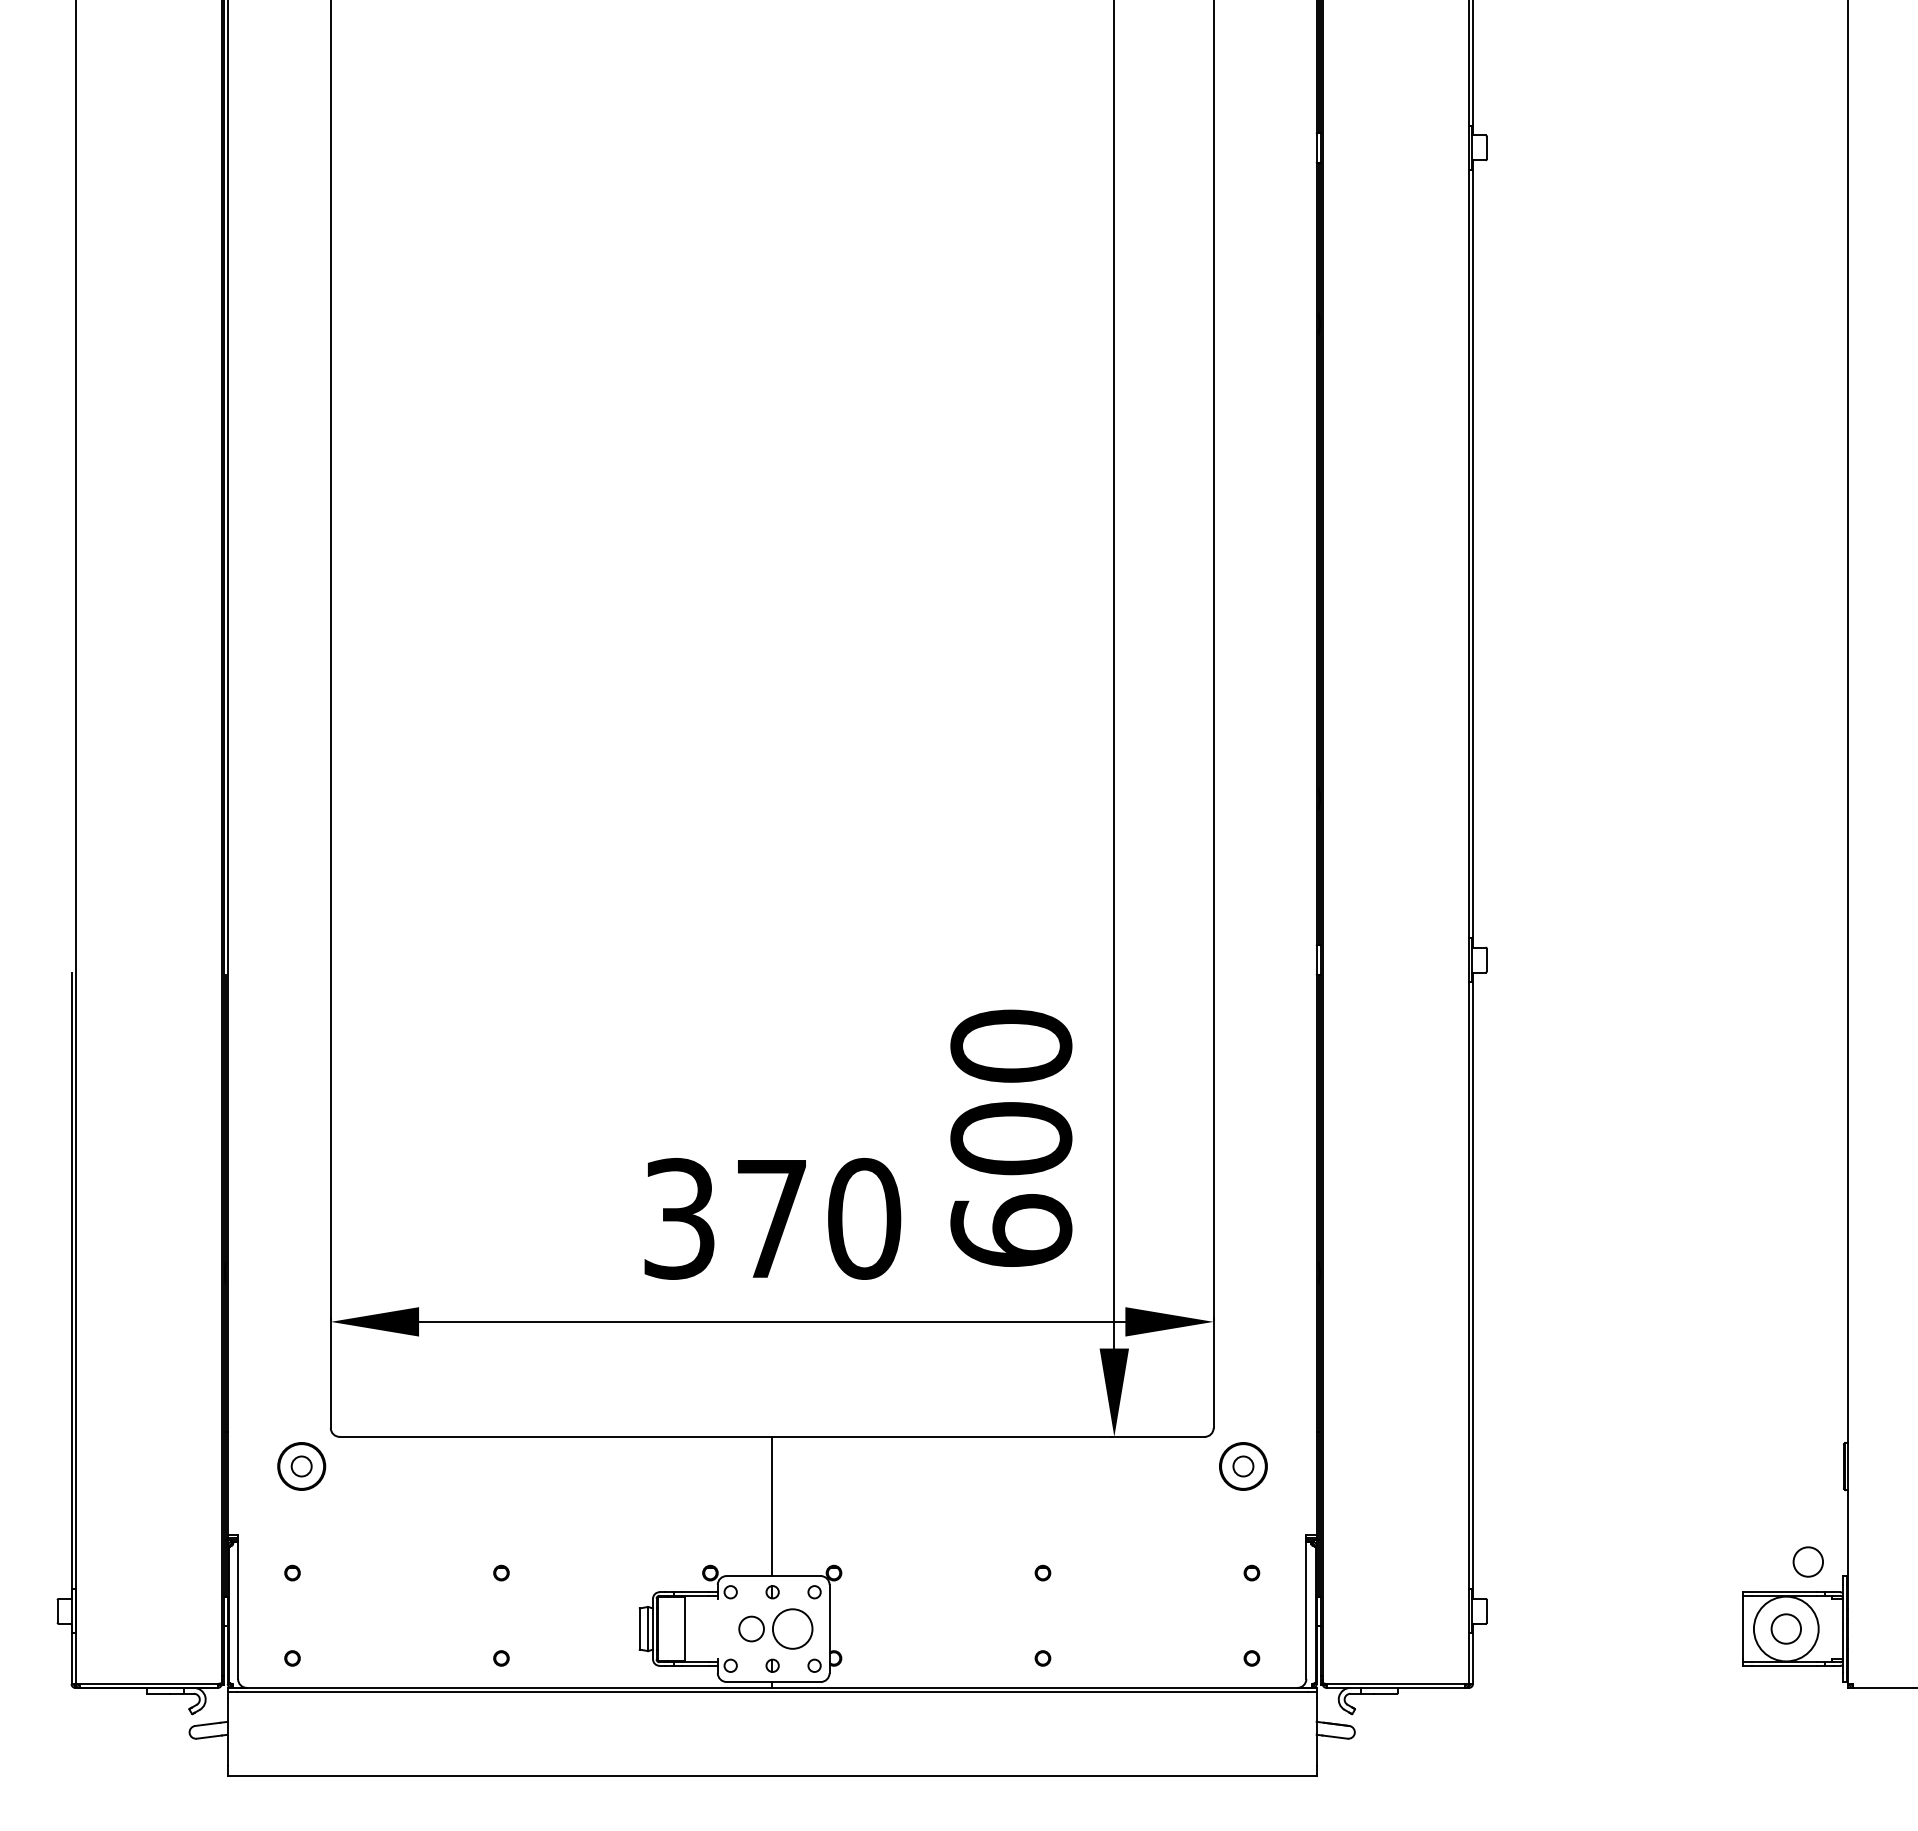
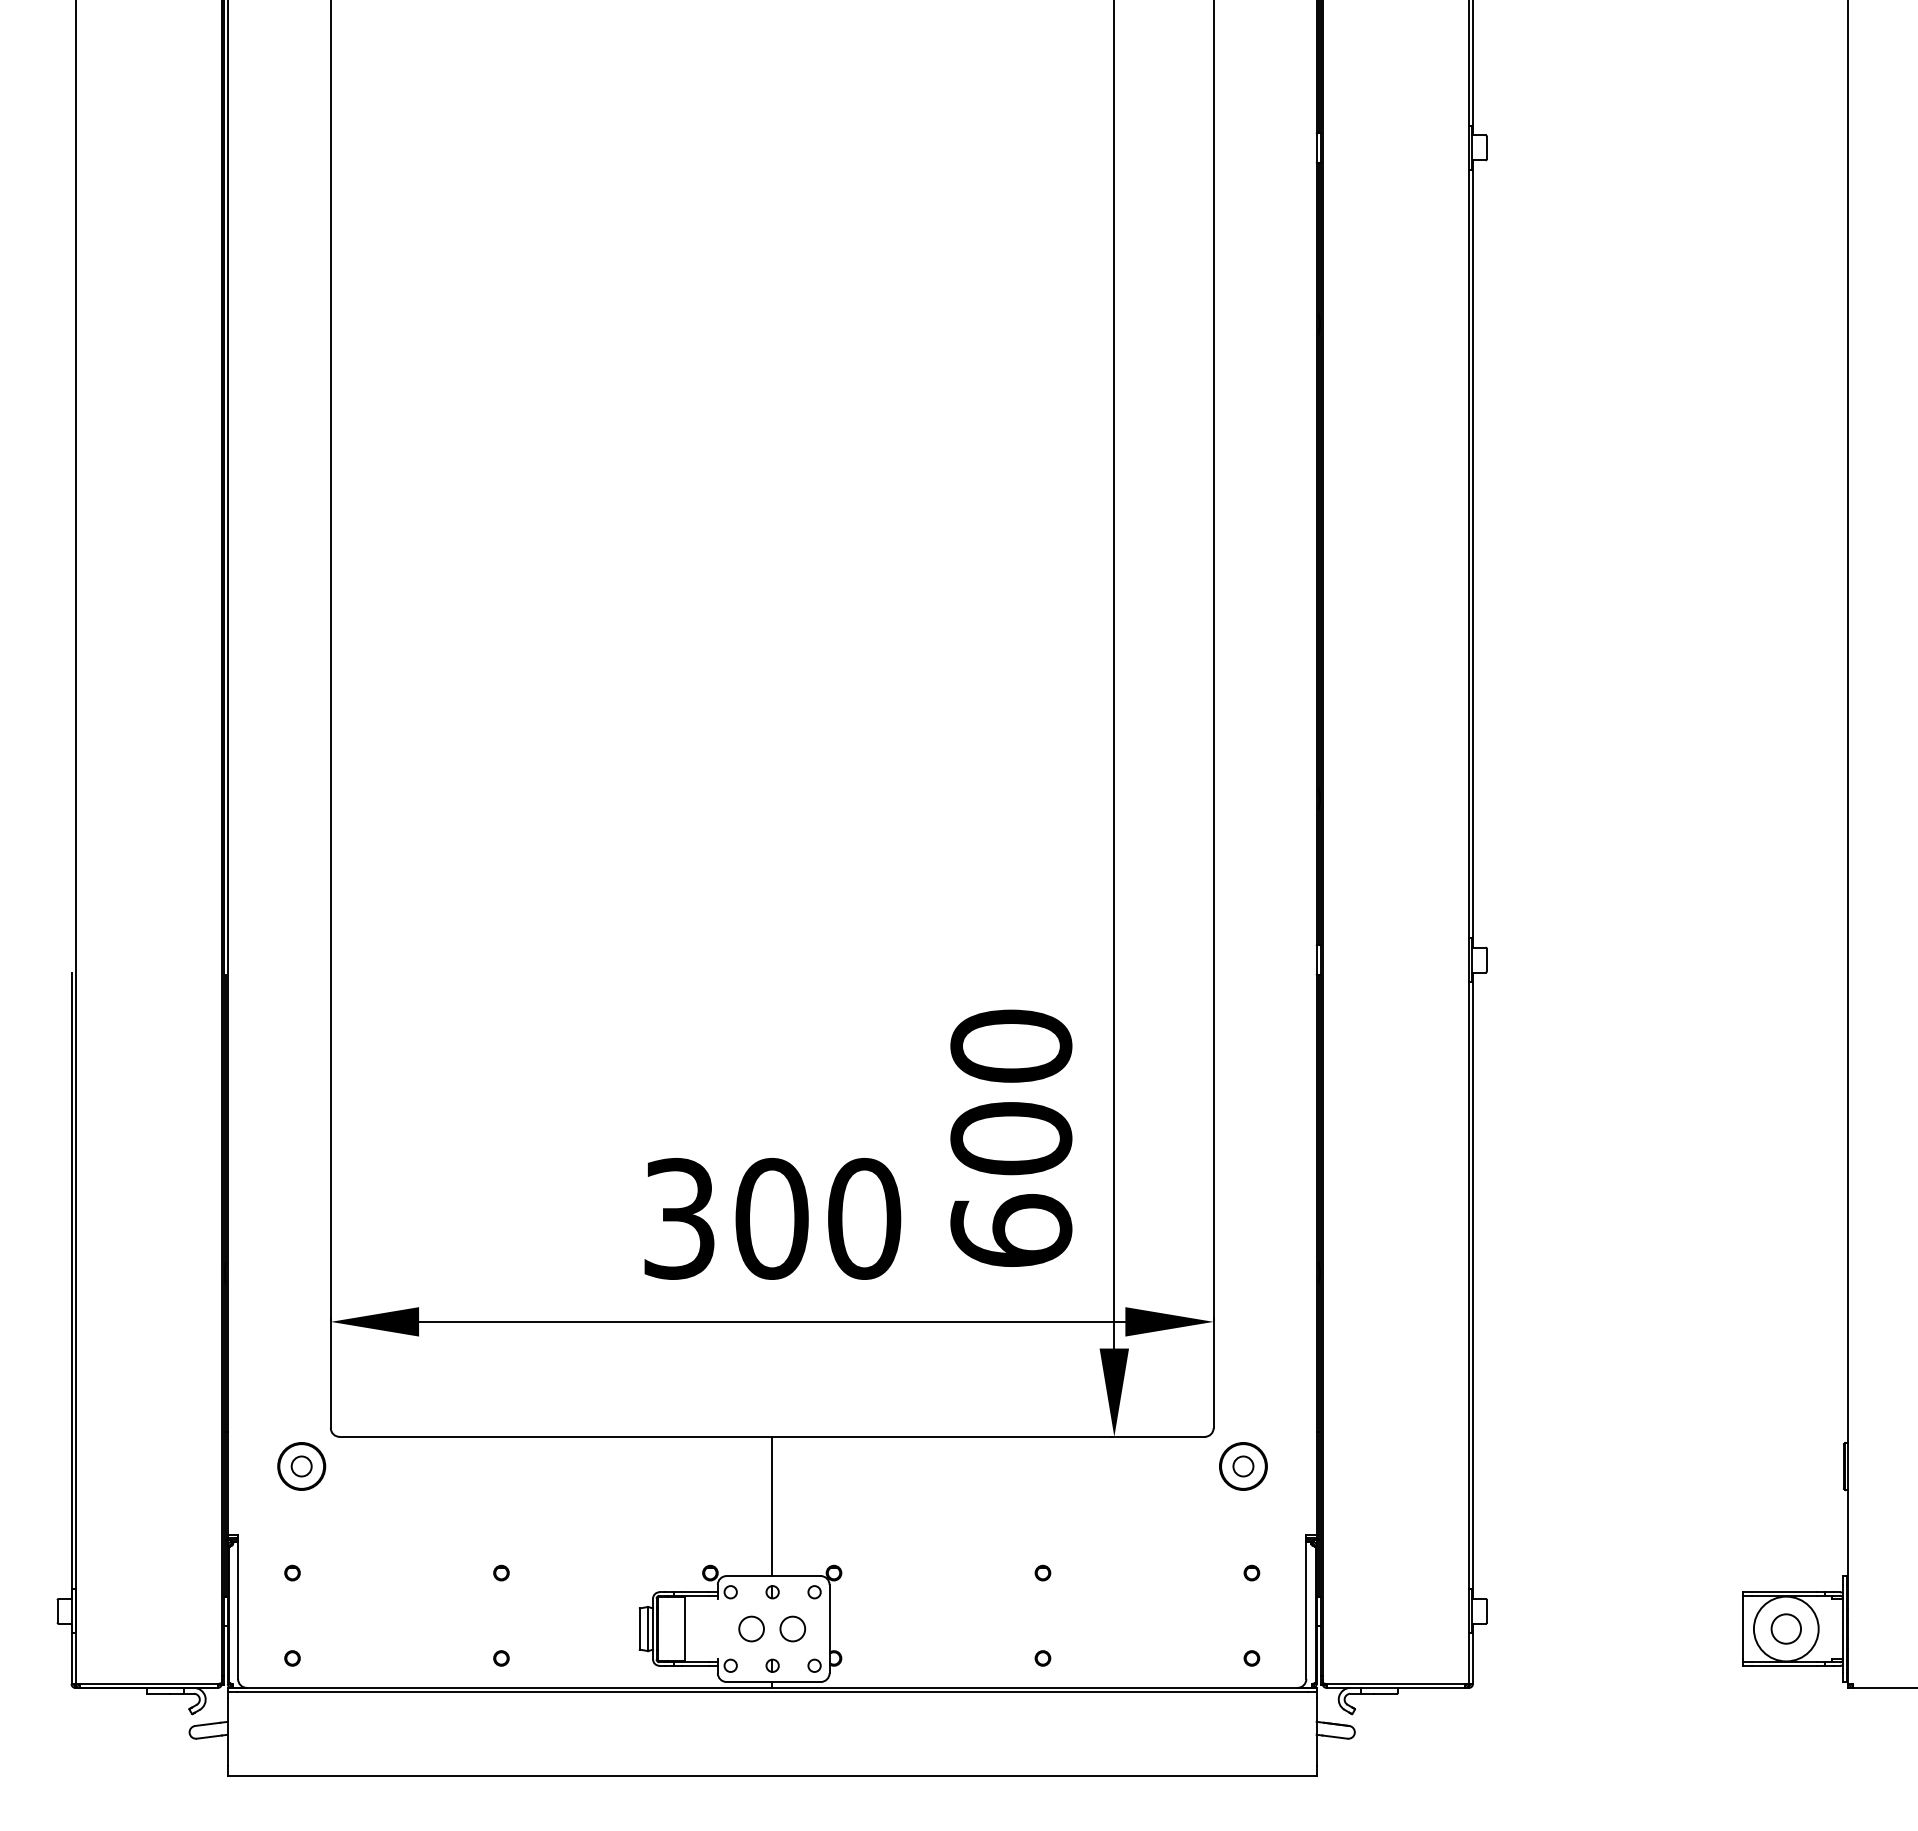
text: 370 -> 300 (771, 1218)
circle: present -> none (1807, 1561)
circle size: 42x42 px -> 28x28 px (792, 1628)
